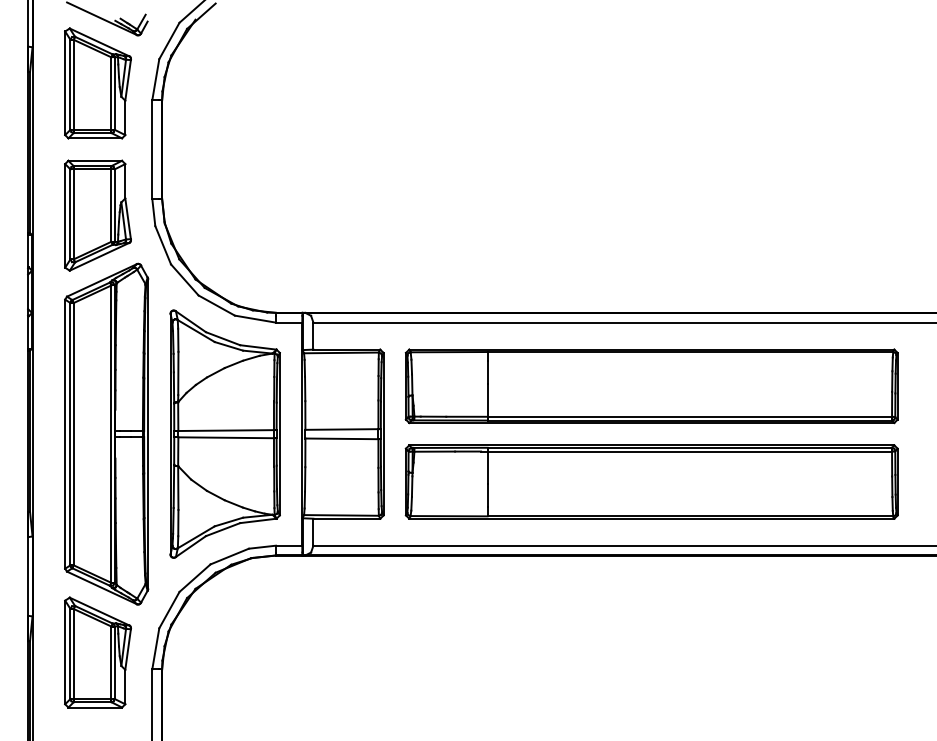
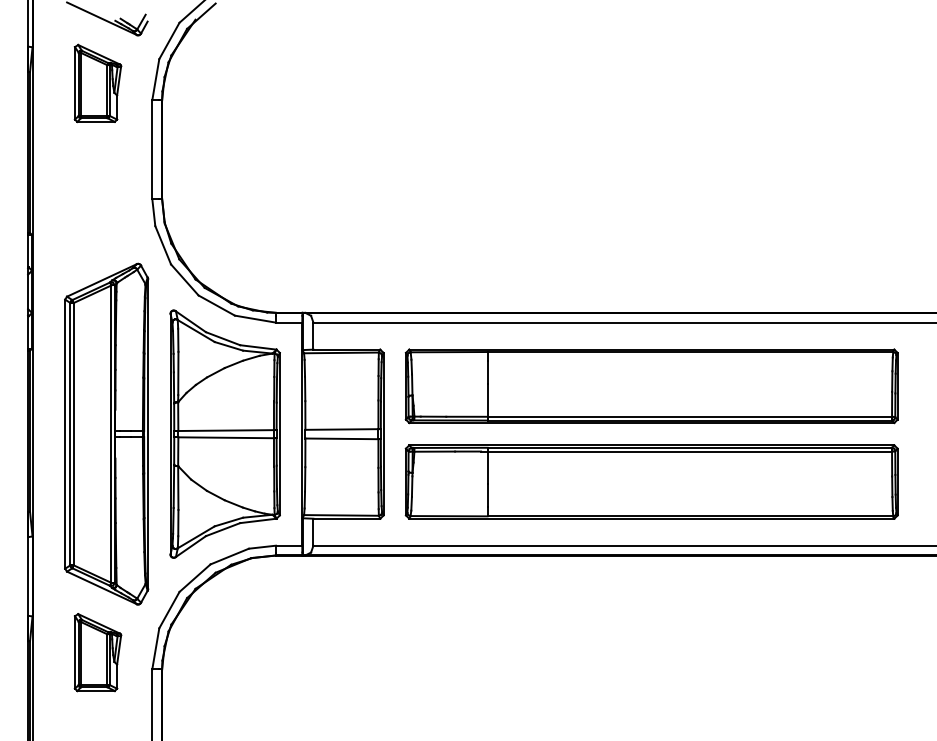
part size: 68x113 px -> 50x81 px (97, 83)
part: present -> none (97, 215)
part size: 68x113 px -> 50x80 px (97, 652)
